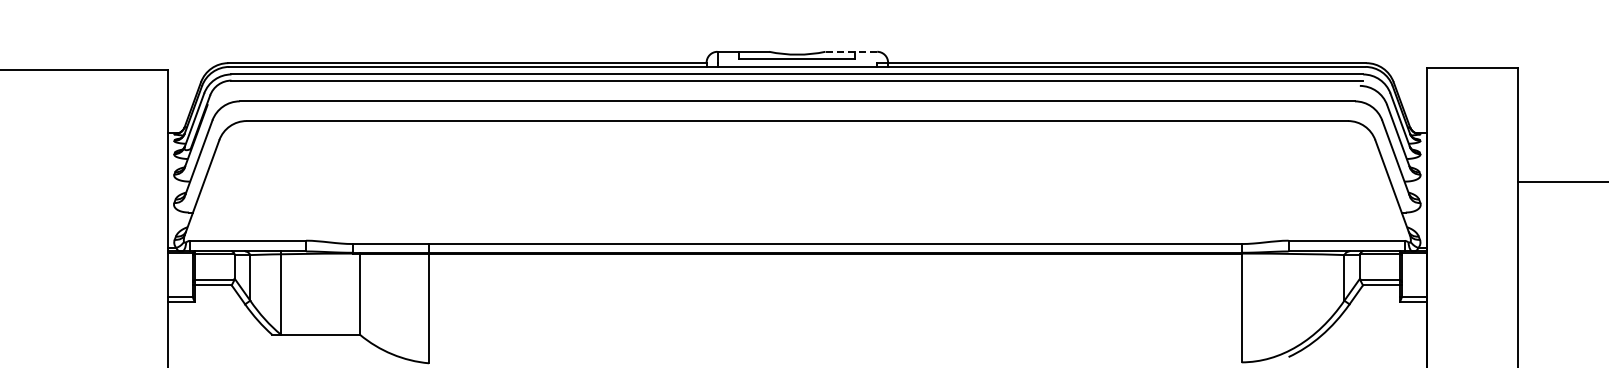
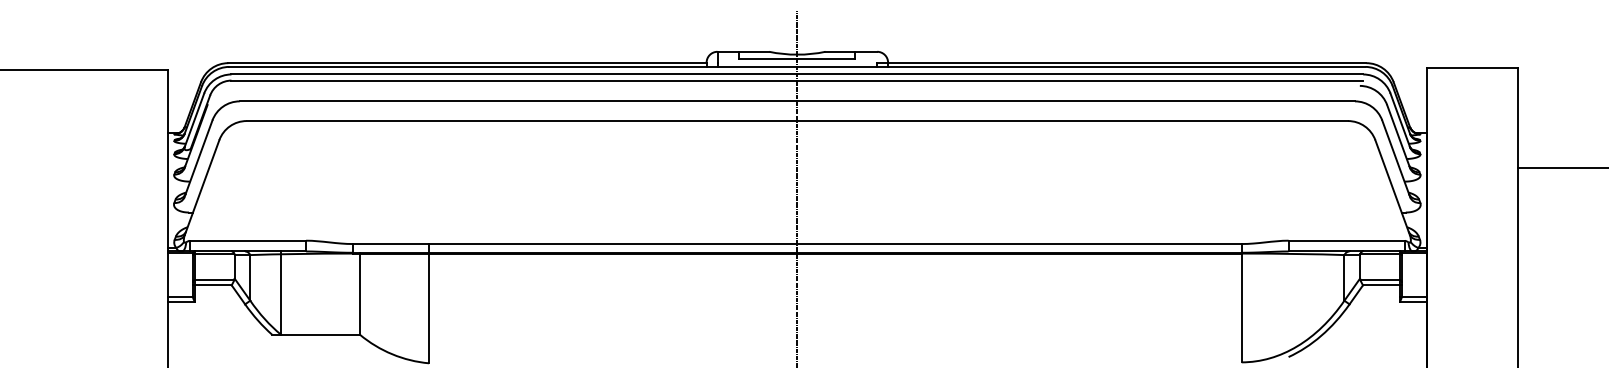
line: dashed -> solid (851, 51)
line position: (1561, 181) -> (1561, 167) (1561, 167)
line: none -> present (797, 187)
